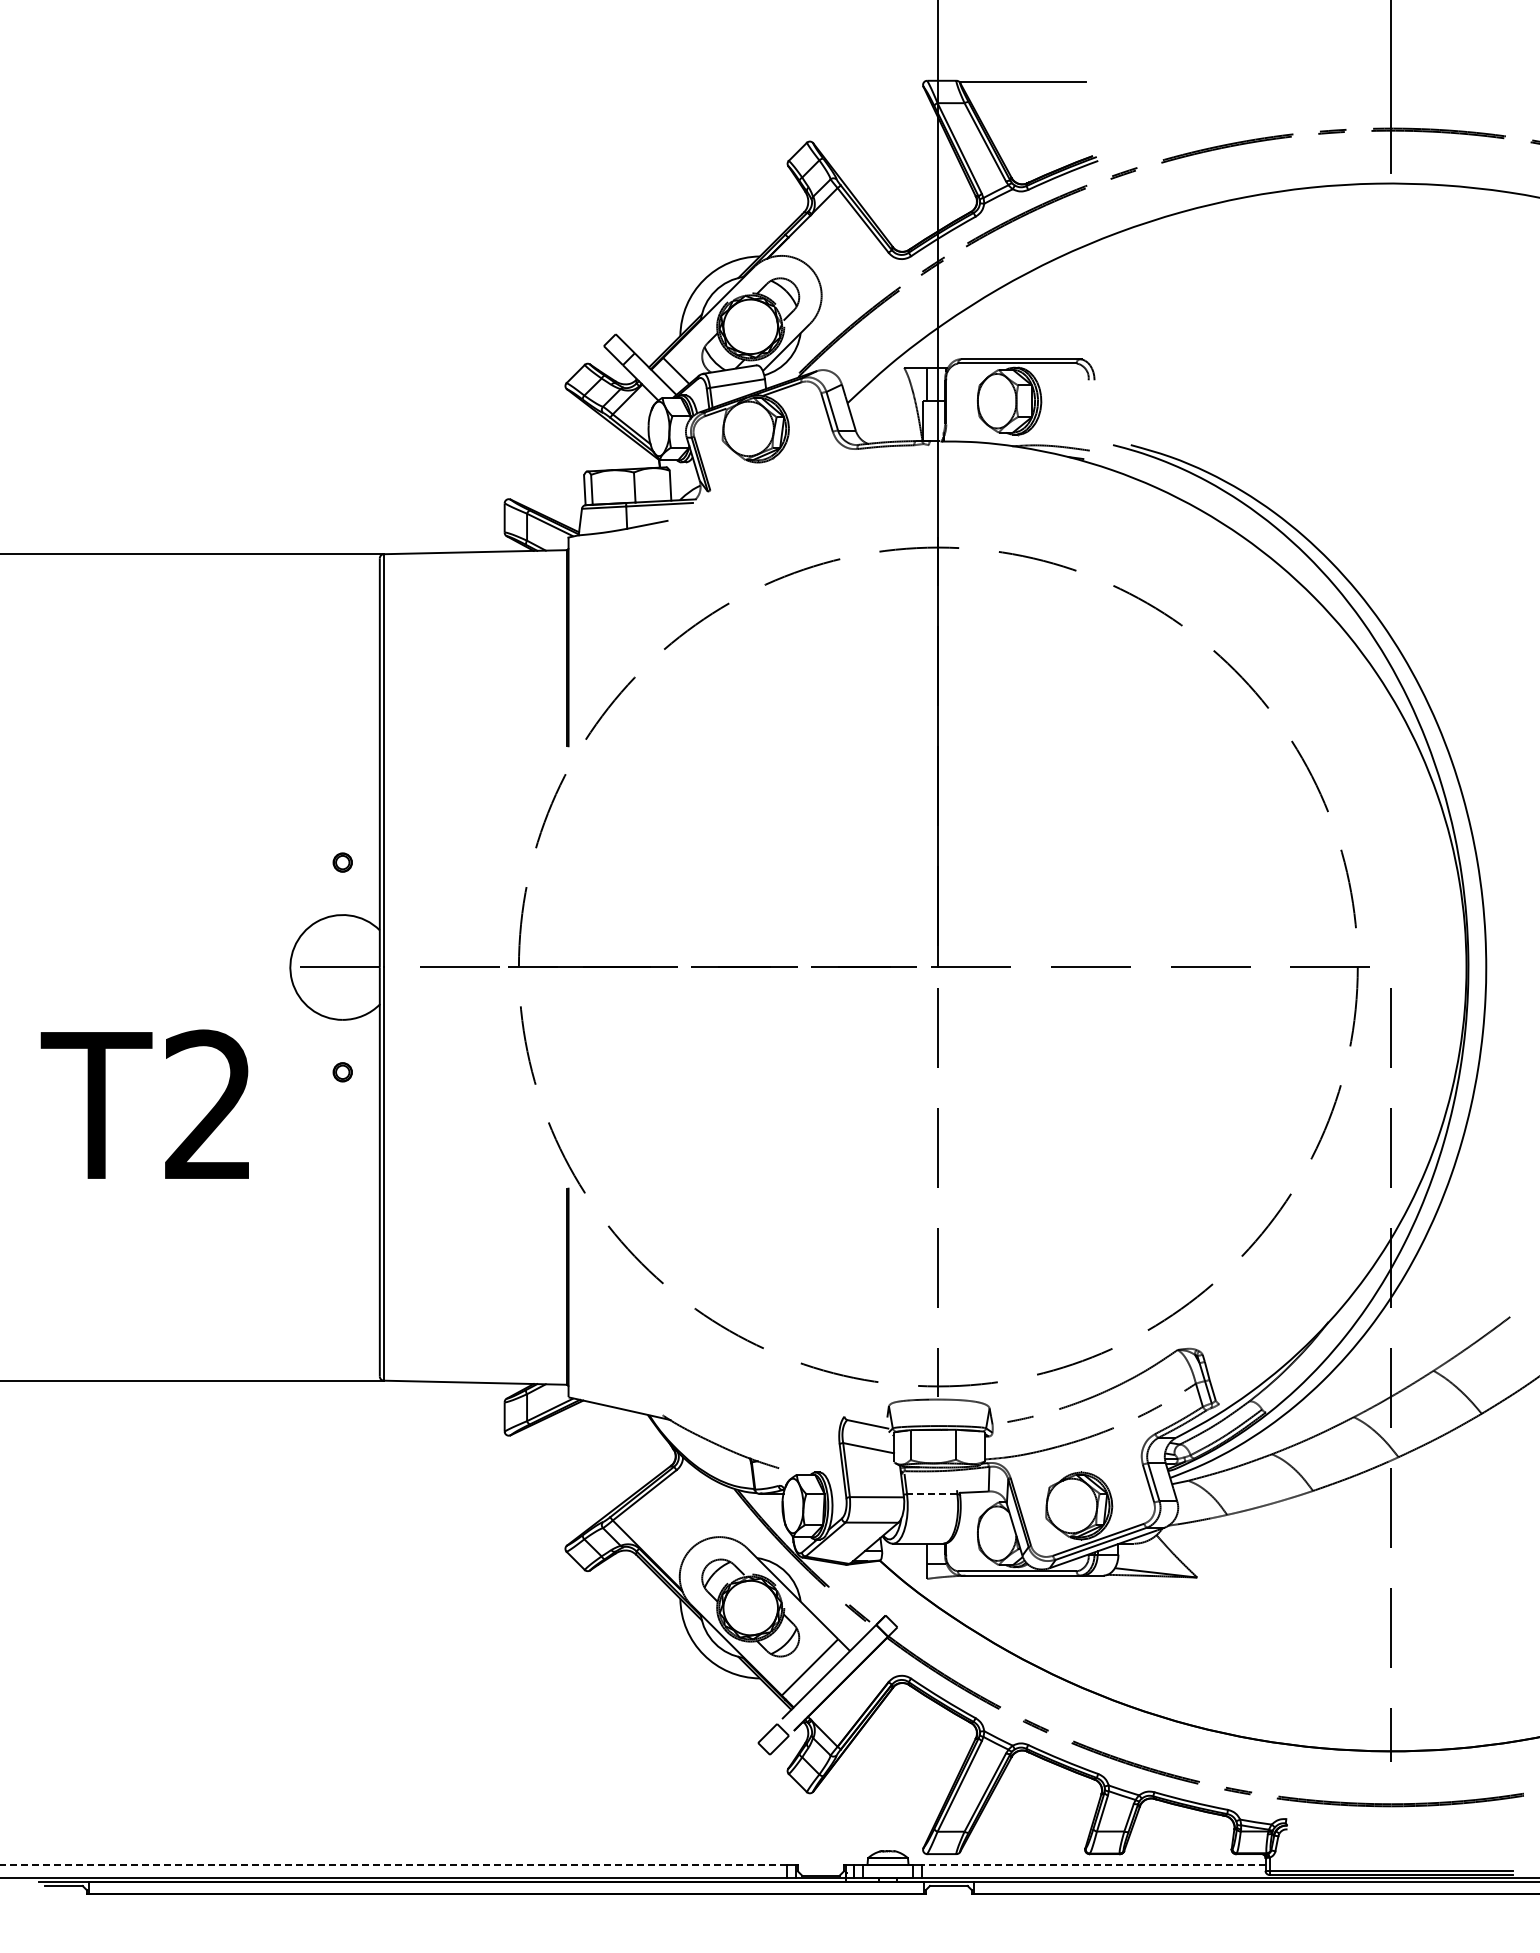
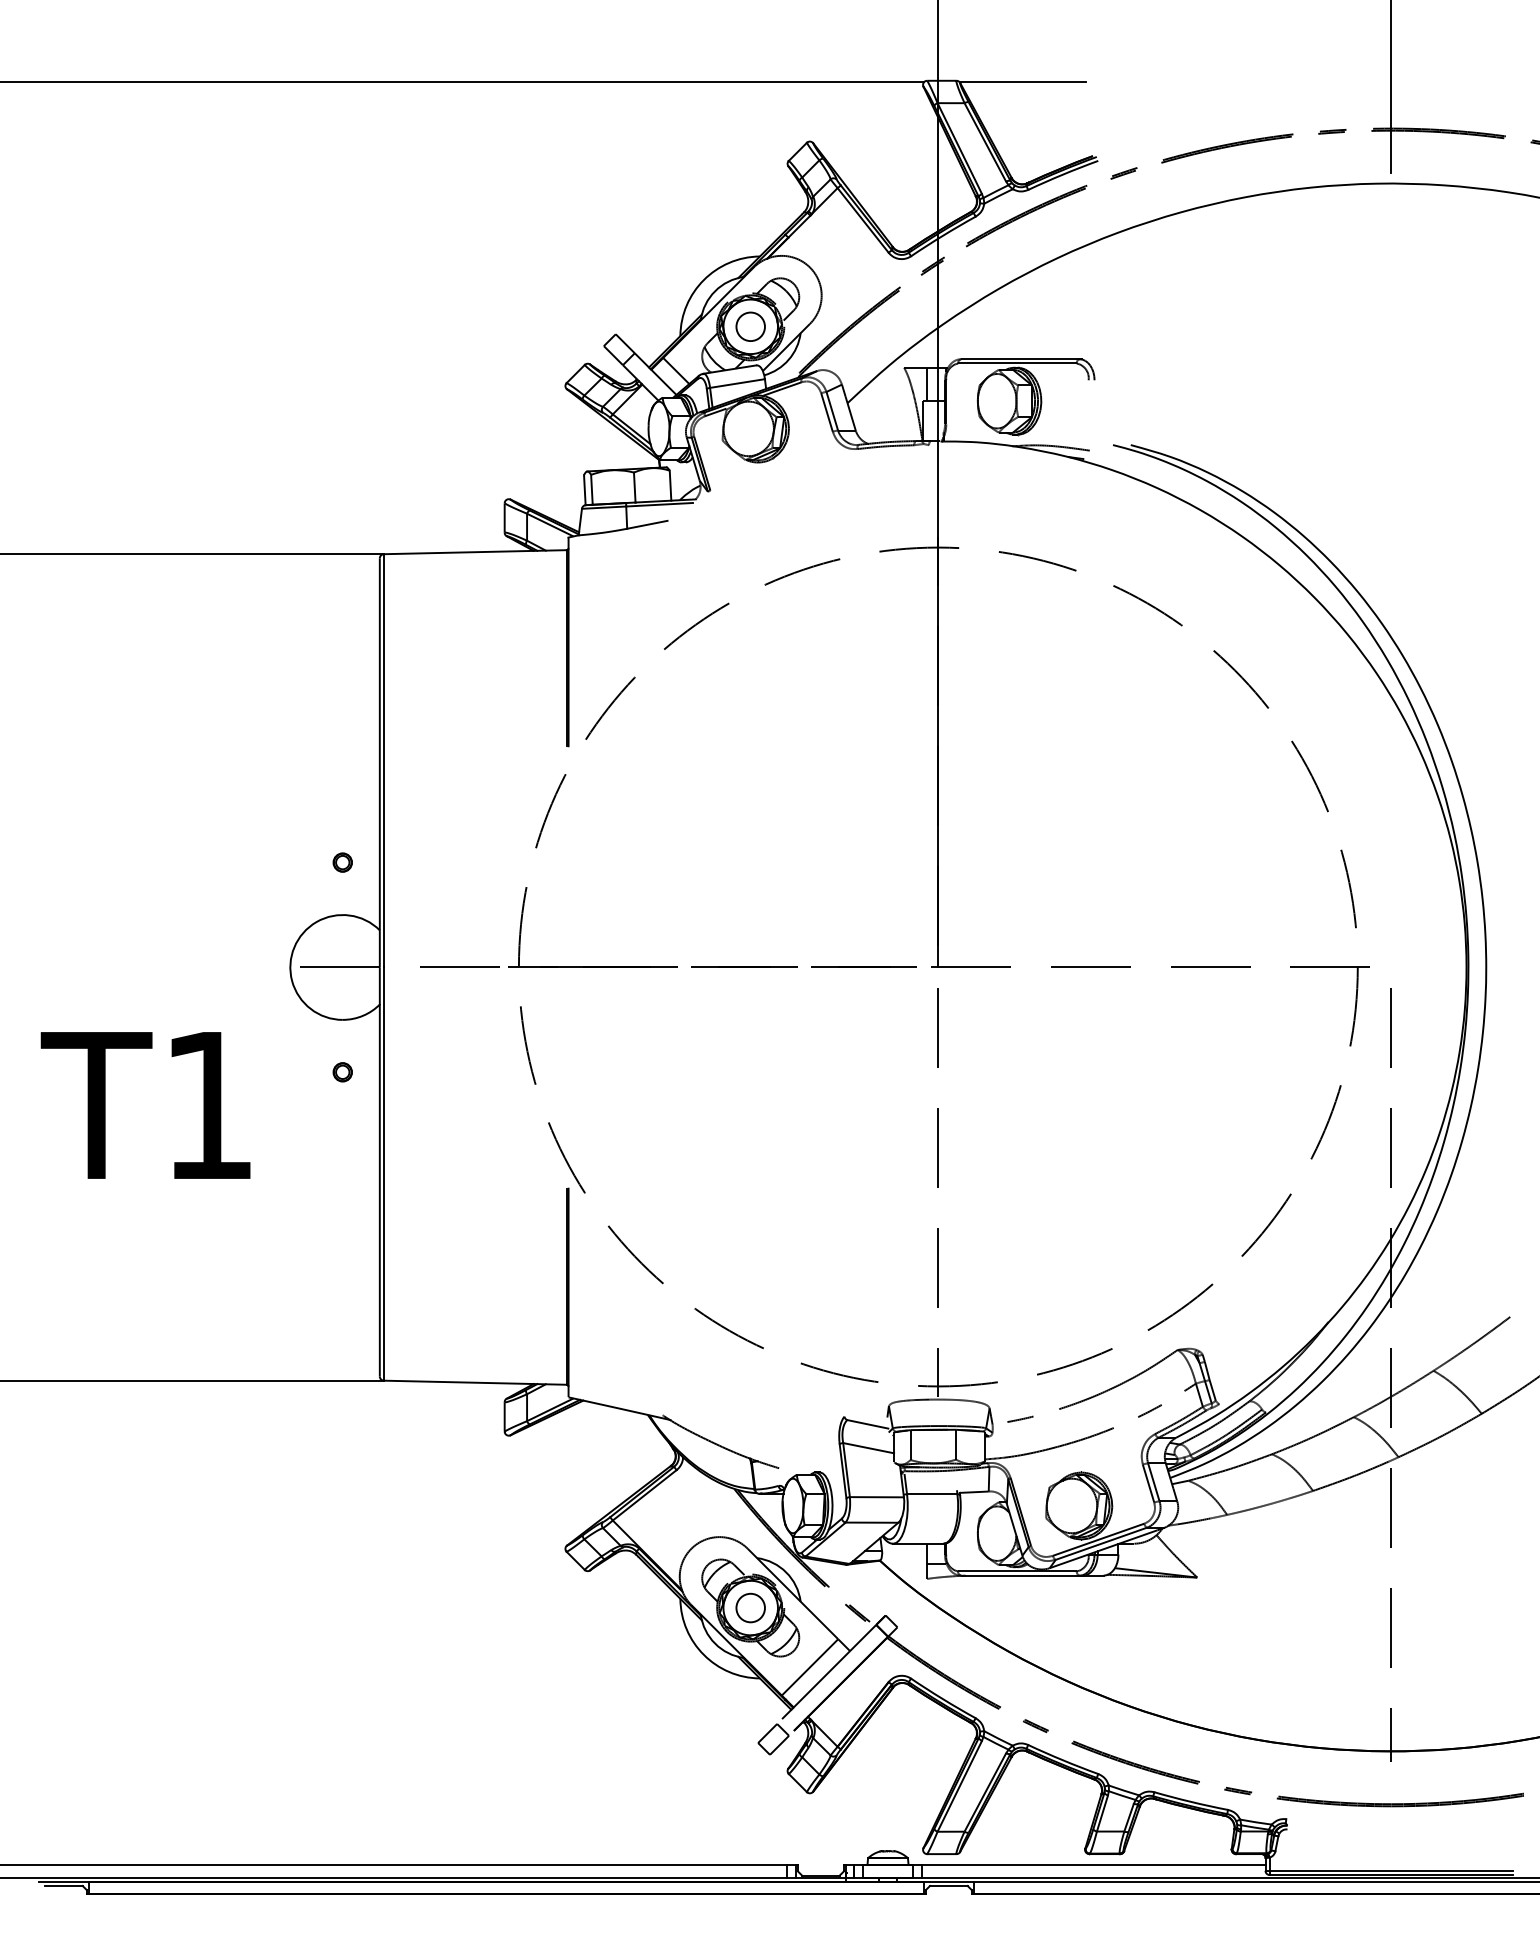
line: none -> present (462, 82)
circle: none -> present (750, 326)
text: T2 -> T1 (207, 1103)
line: dashed -> solid (931, 1494)
circle: none -> present (750, 1607)
line: dashed -> solid (393, 1865)
line: dashed -> solid (1093, 1865)
